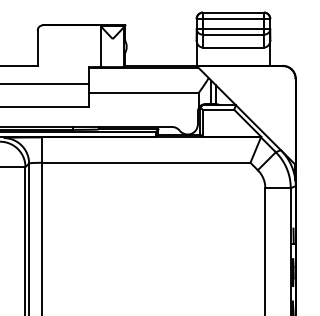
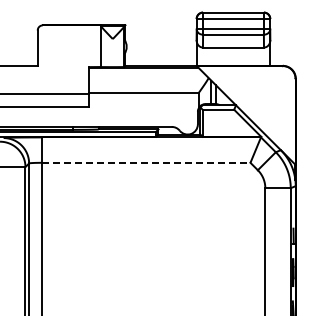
line position: (45, 83) -> (45, 93) (45, 93)
line: solid -> dashed (146, 162)
